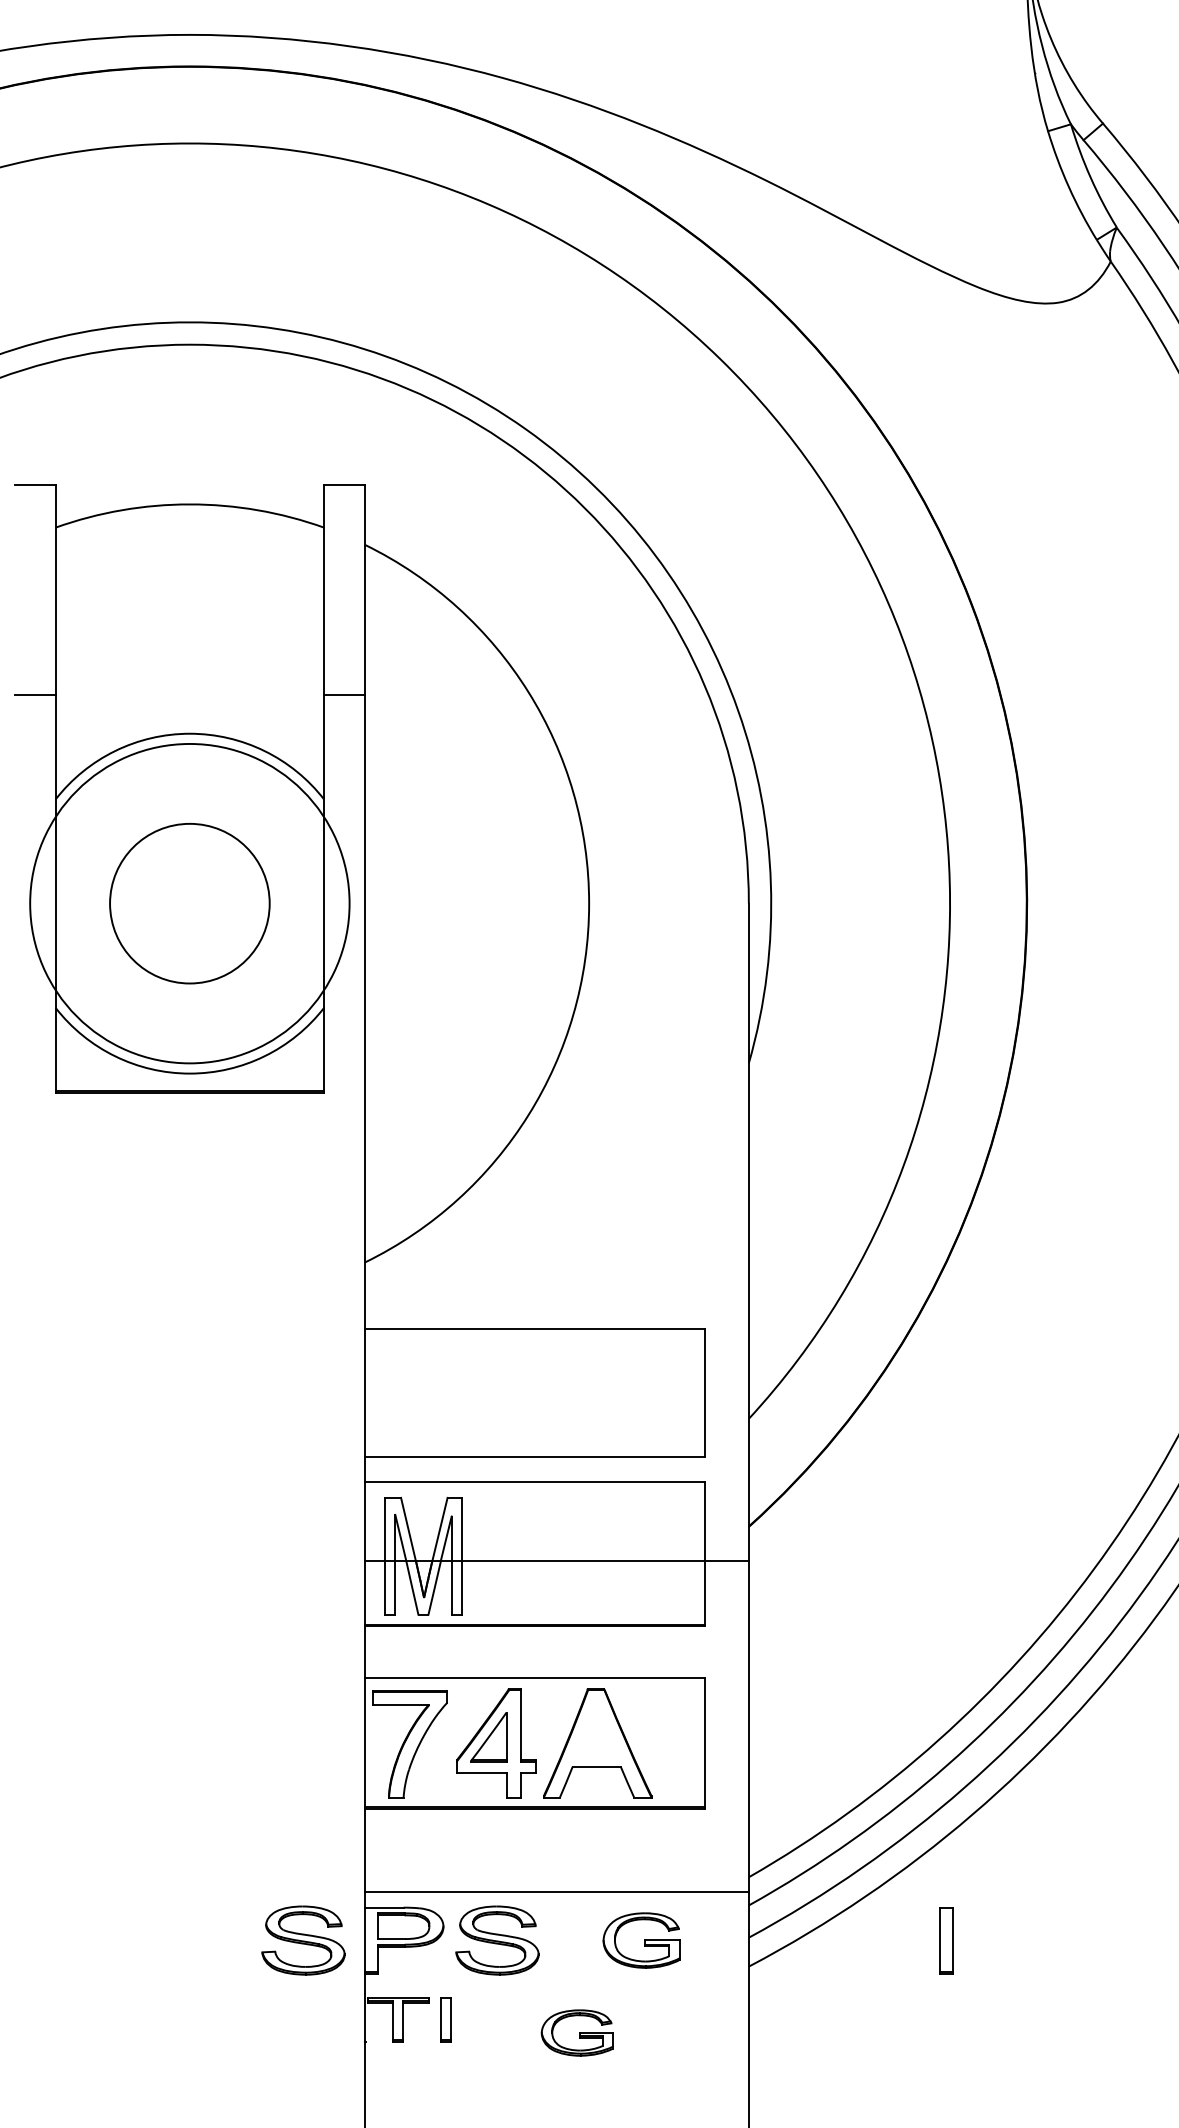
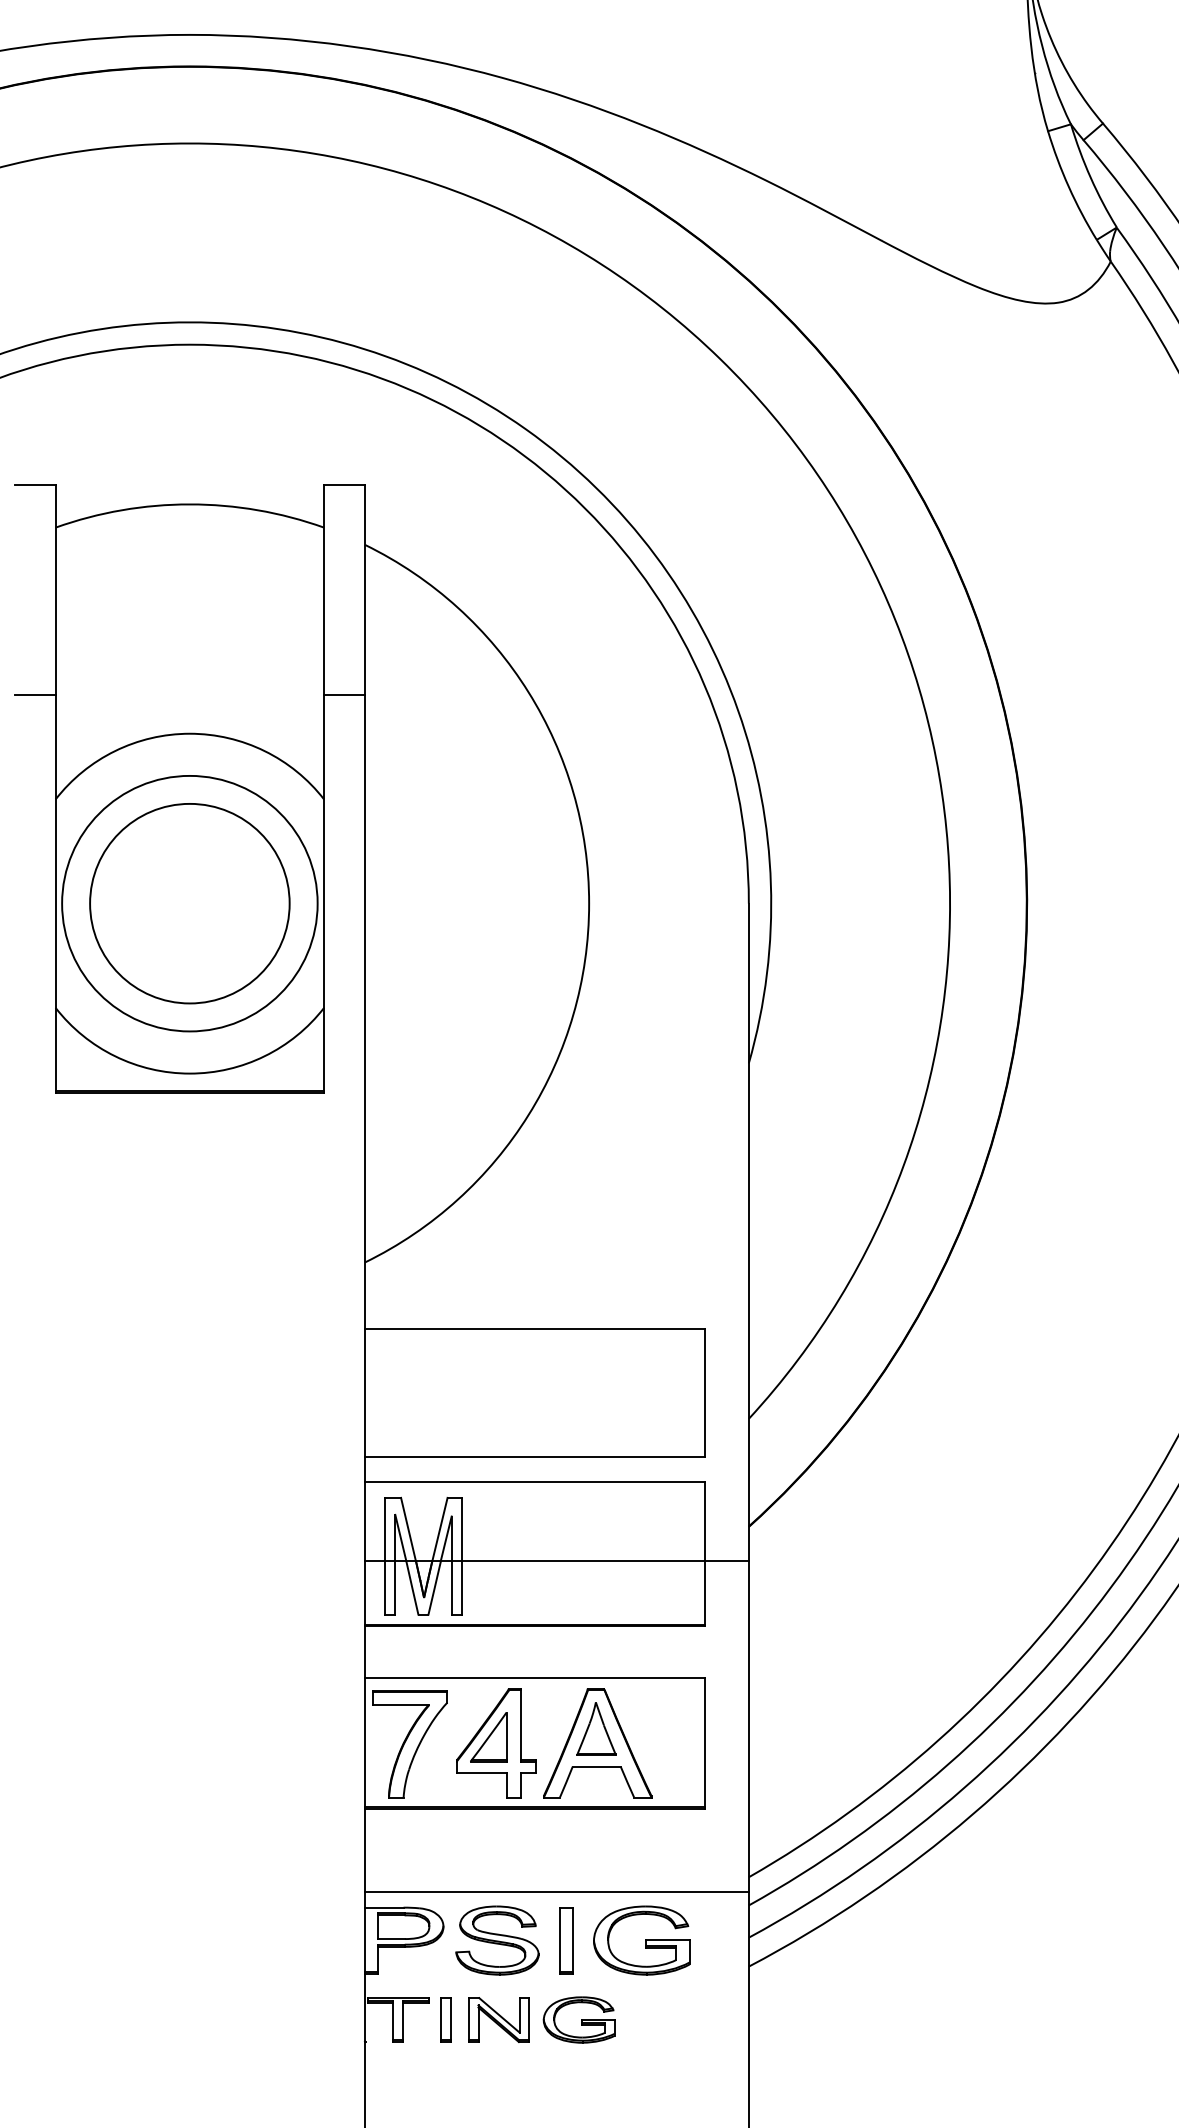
circle diameter: 160 px -> 200 px (189, 903)
circle diameter: 319 px -> 256 px (189, 903)
part: none -> present (596, 1728)
part: present -> none (303, 1940)
part size: 79x57 px -> 98x71 px (641, 1940)
part position: (946, 1940) -> (566, 1940) (566, 1940)
part: none -> present (498, 2019)
part position: (576, 2032) -> (578, 2019) (578, 2019)
